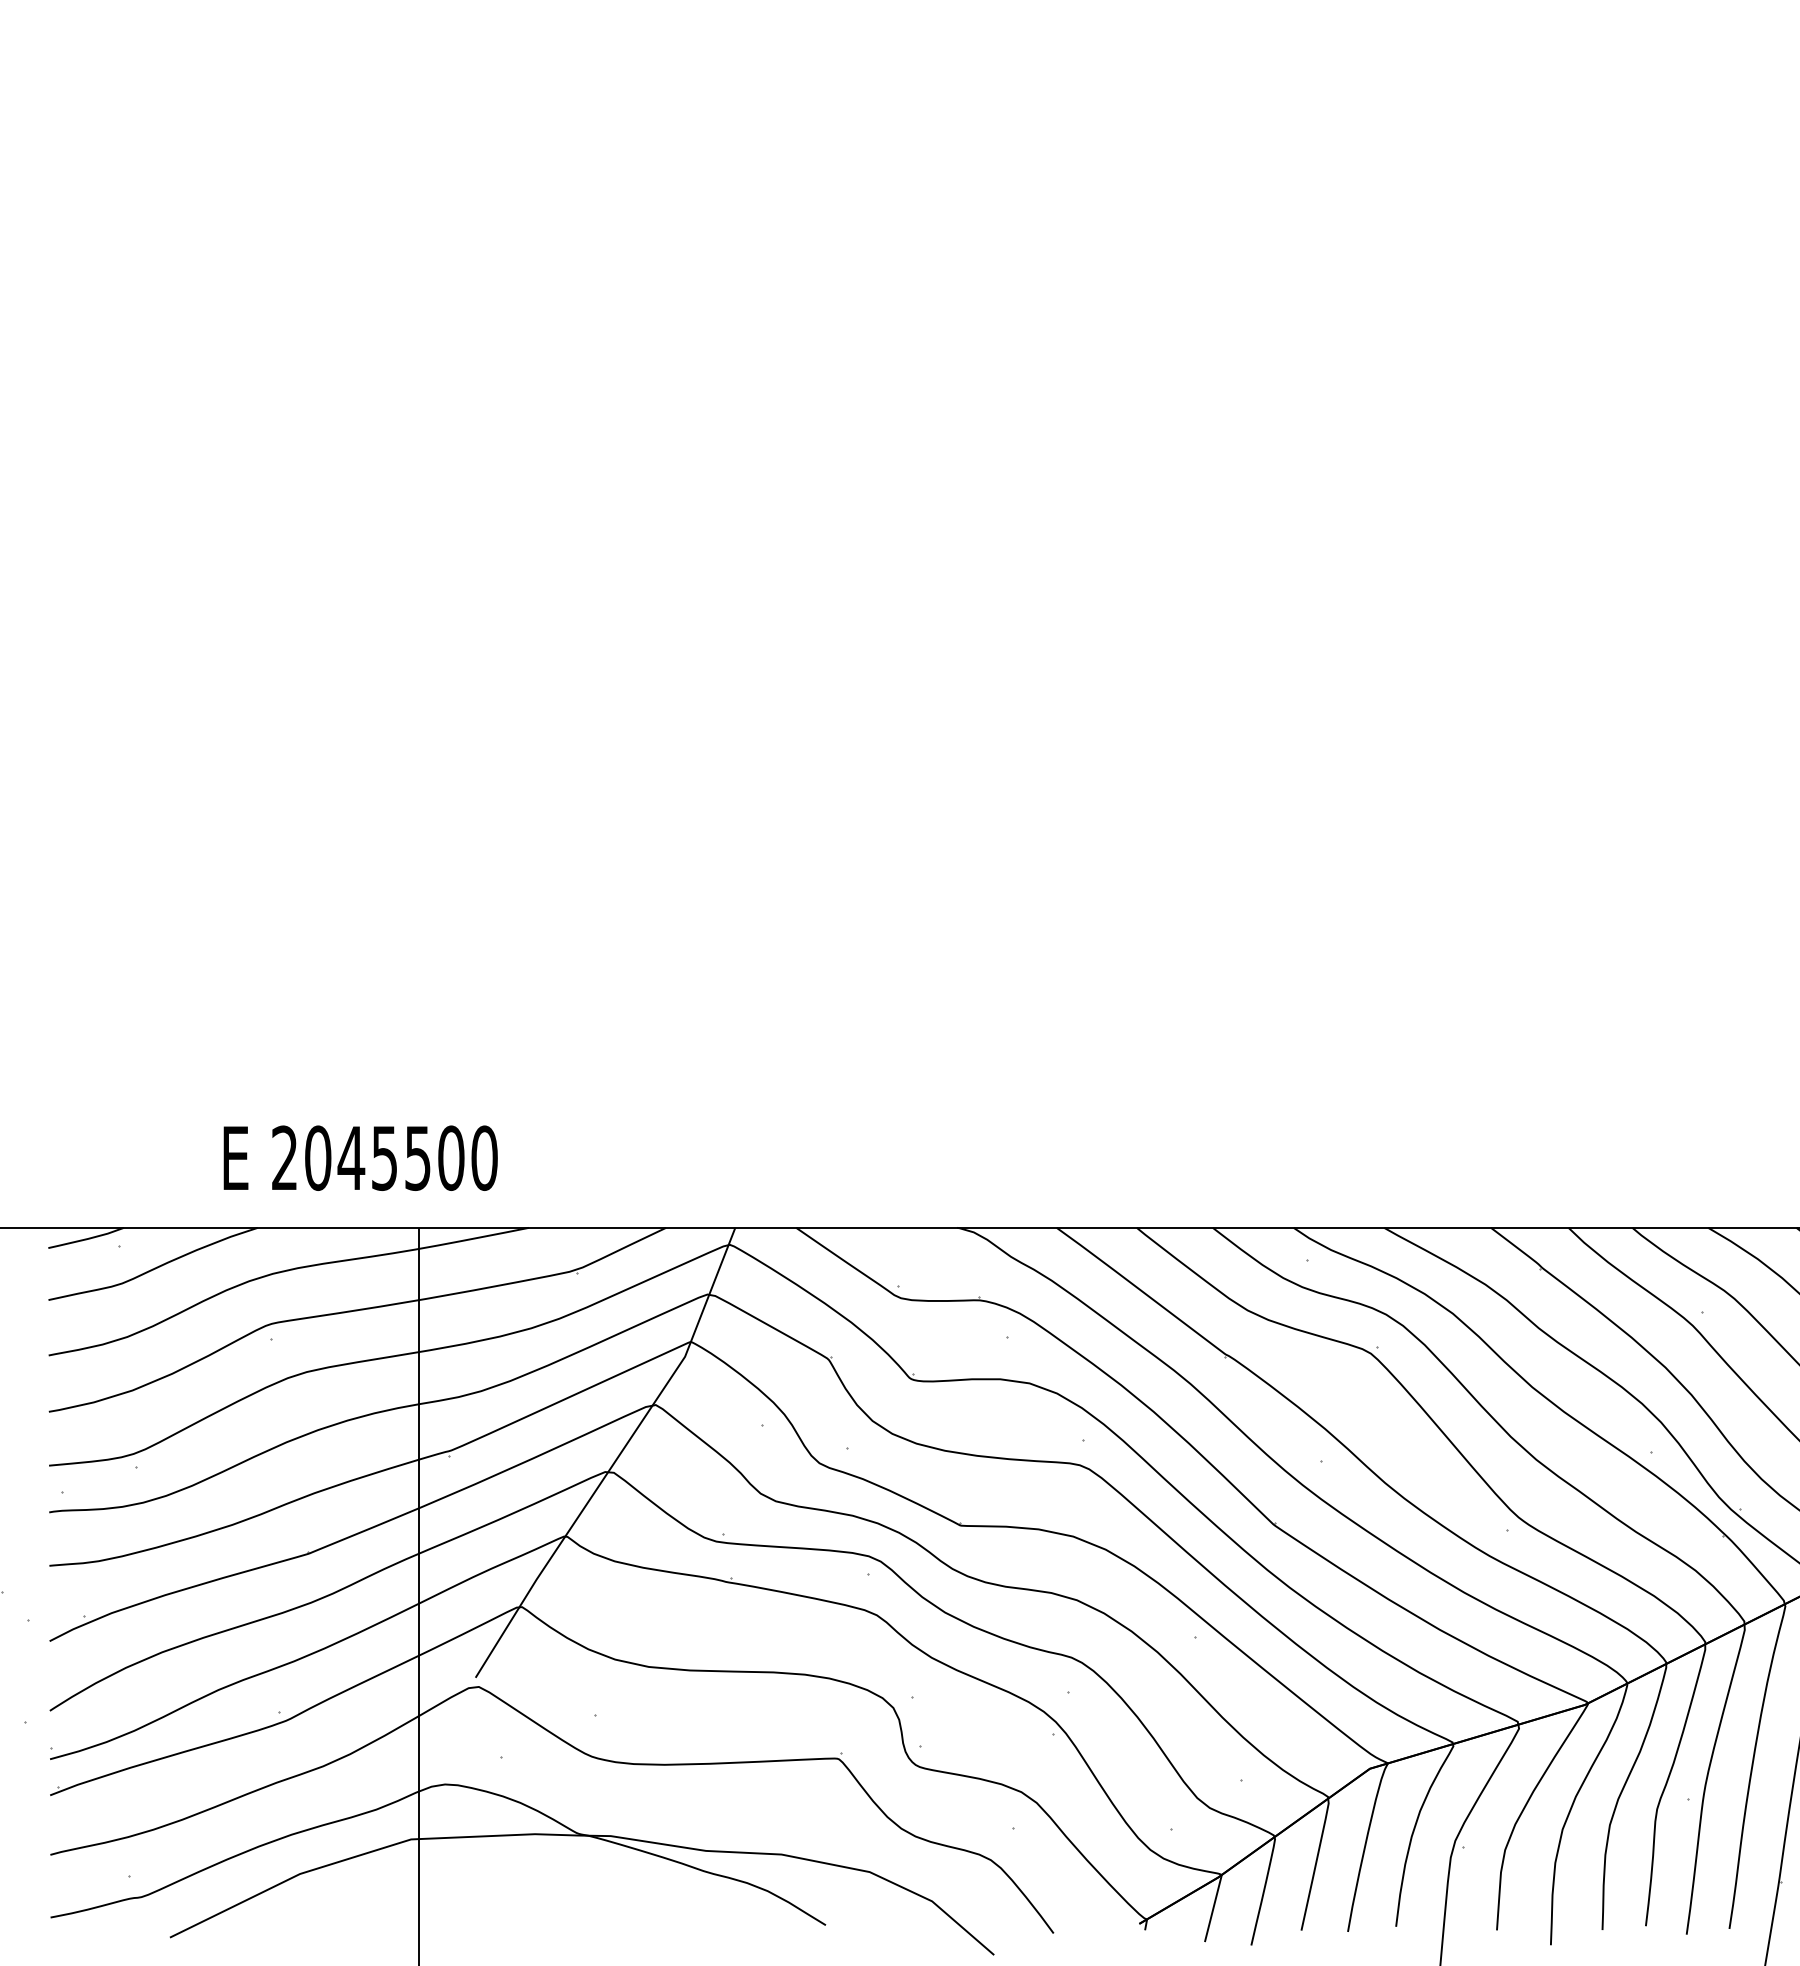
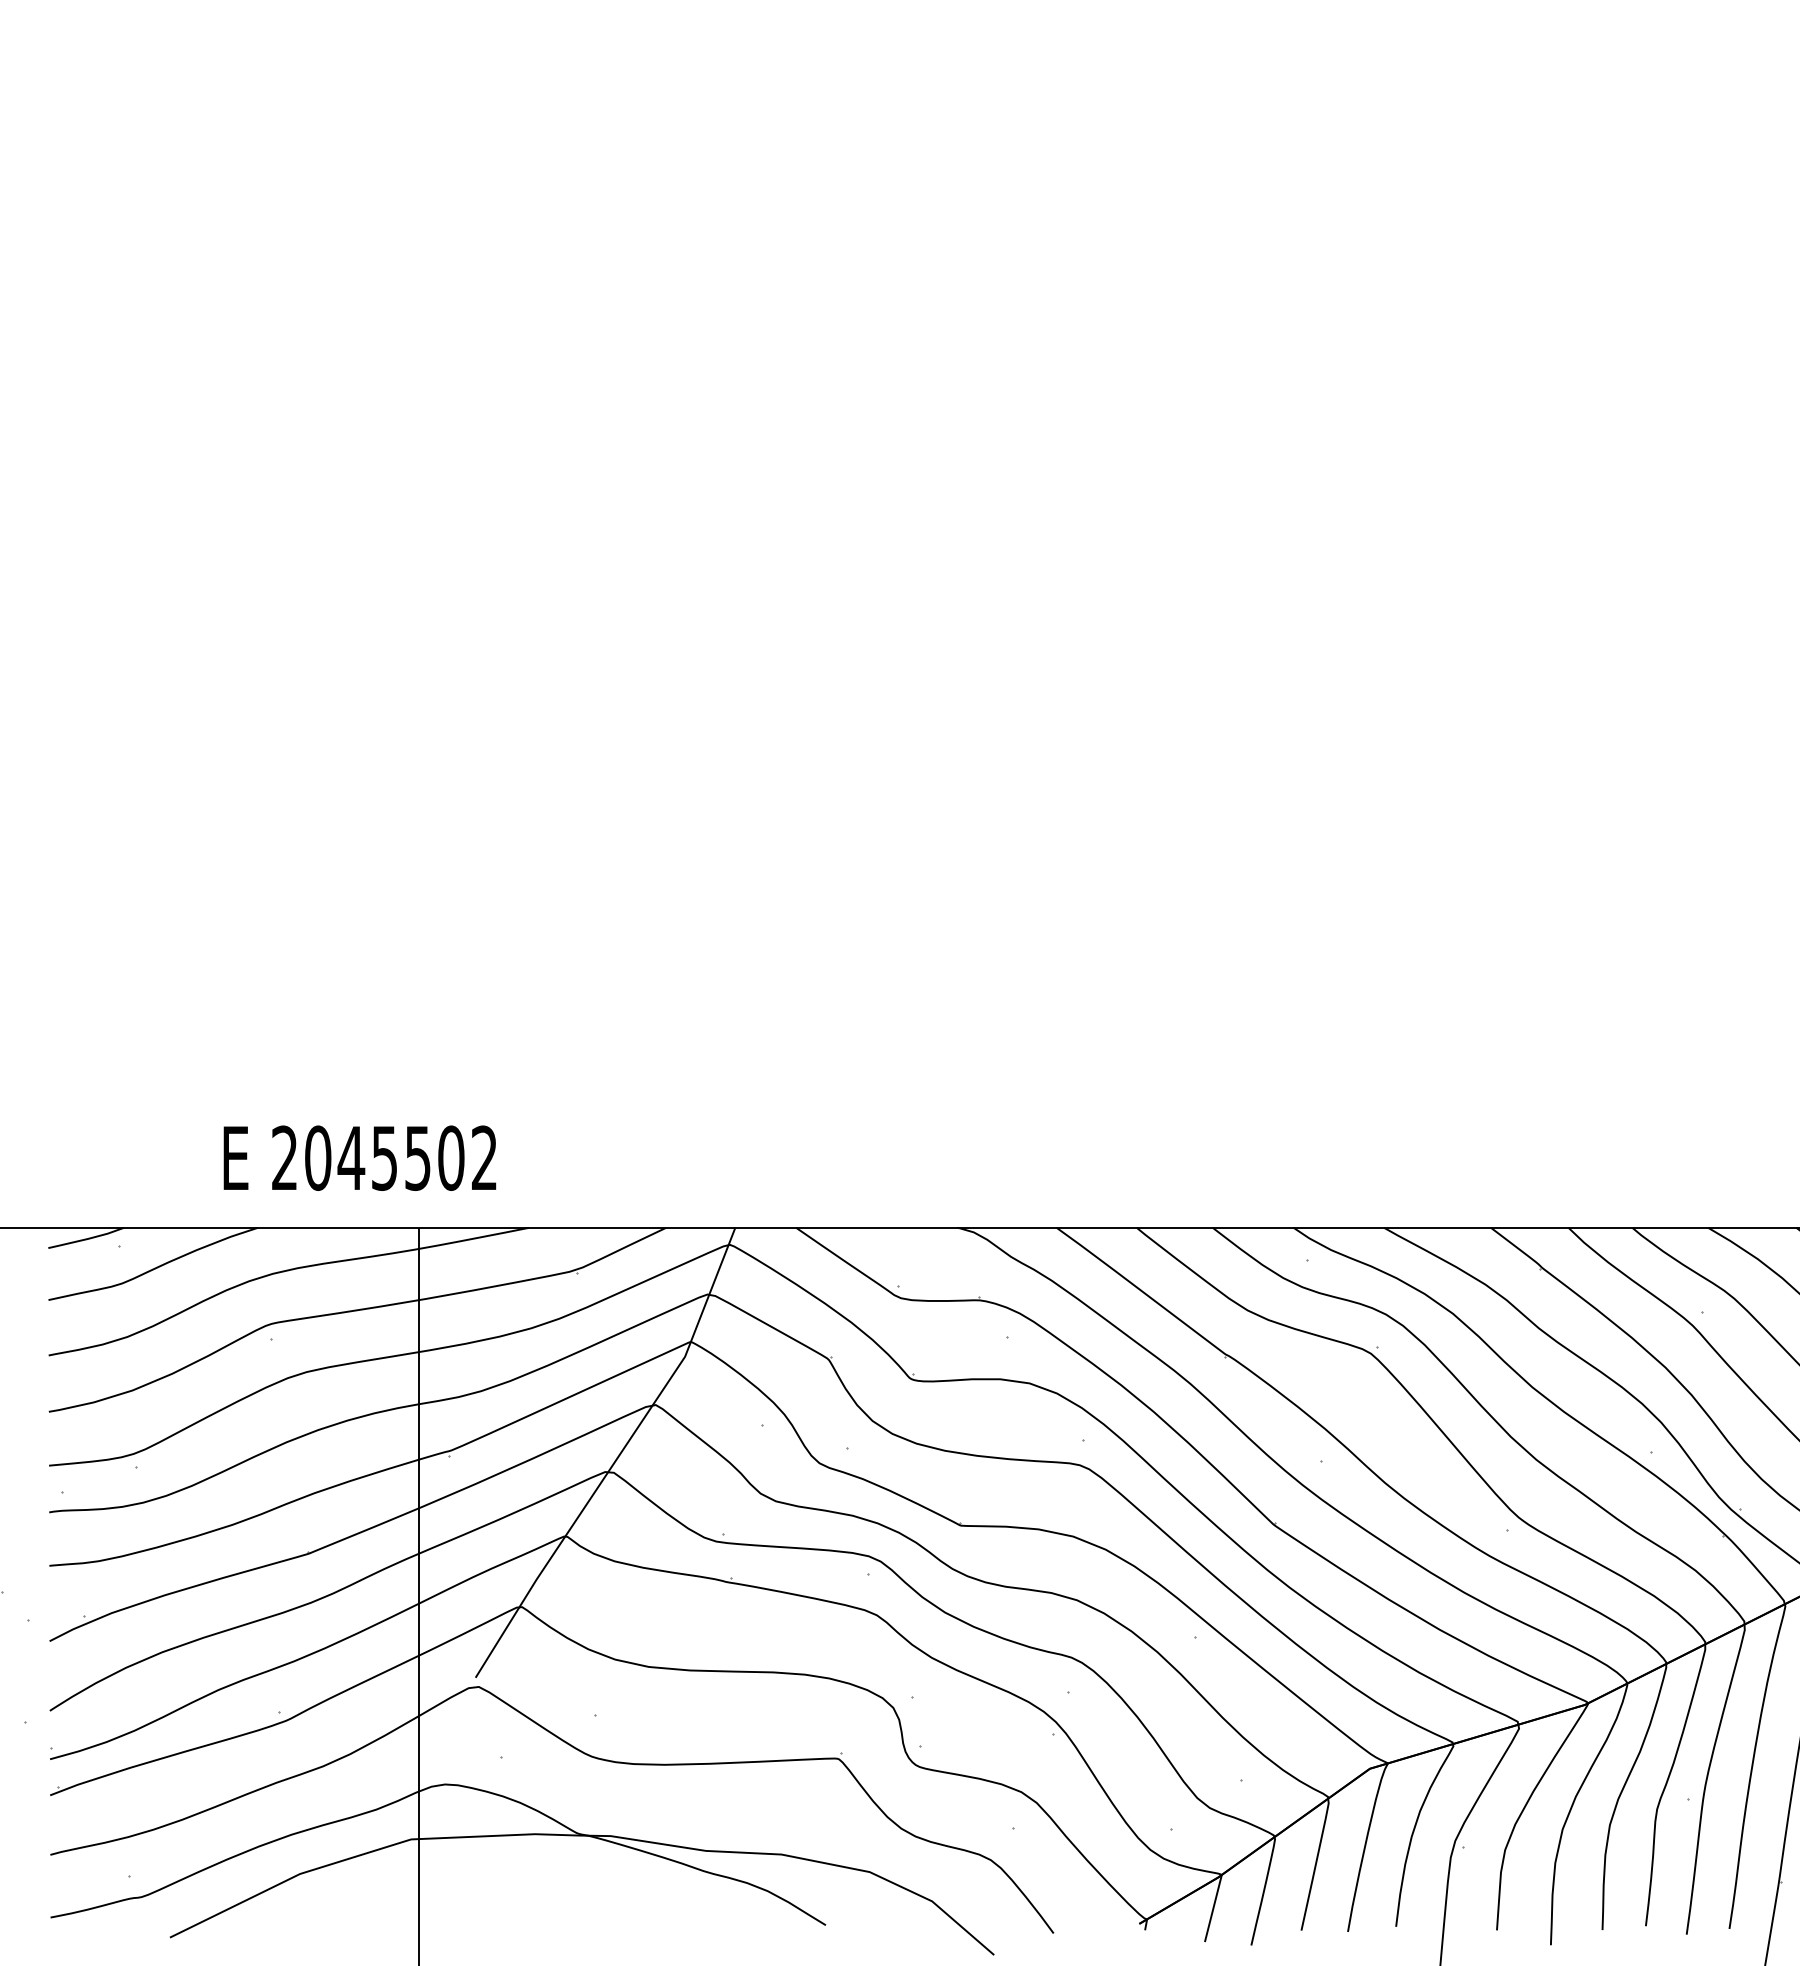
text: 2045500 -> 2045502 (484, 1157)
